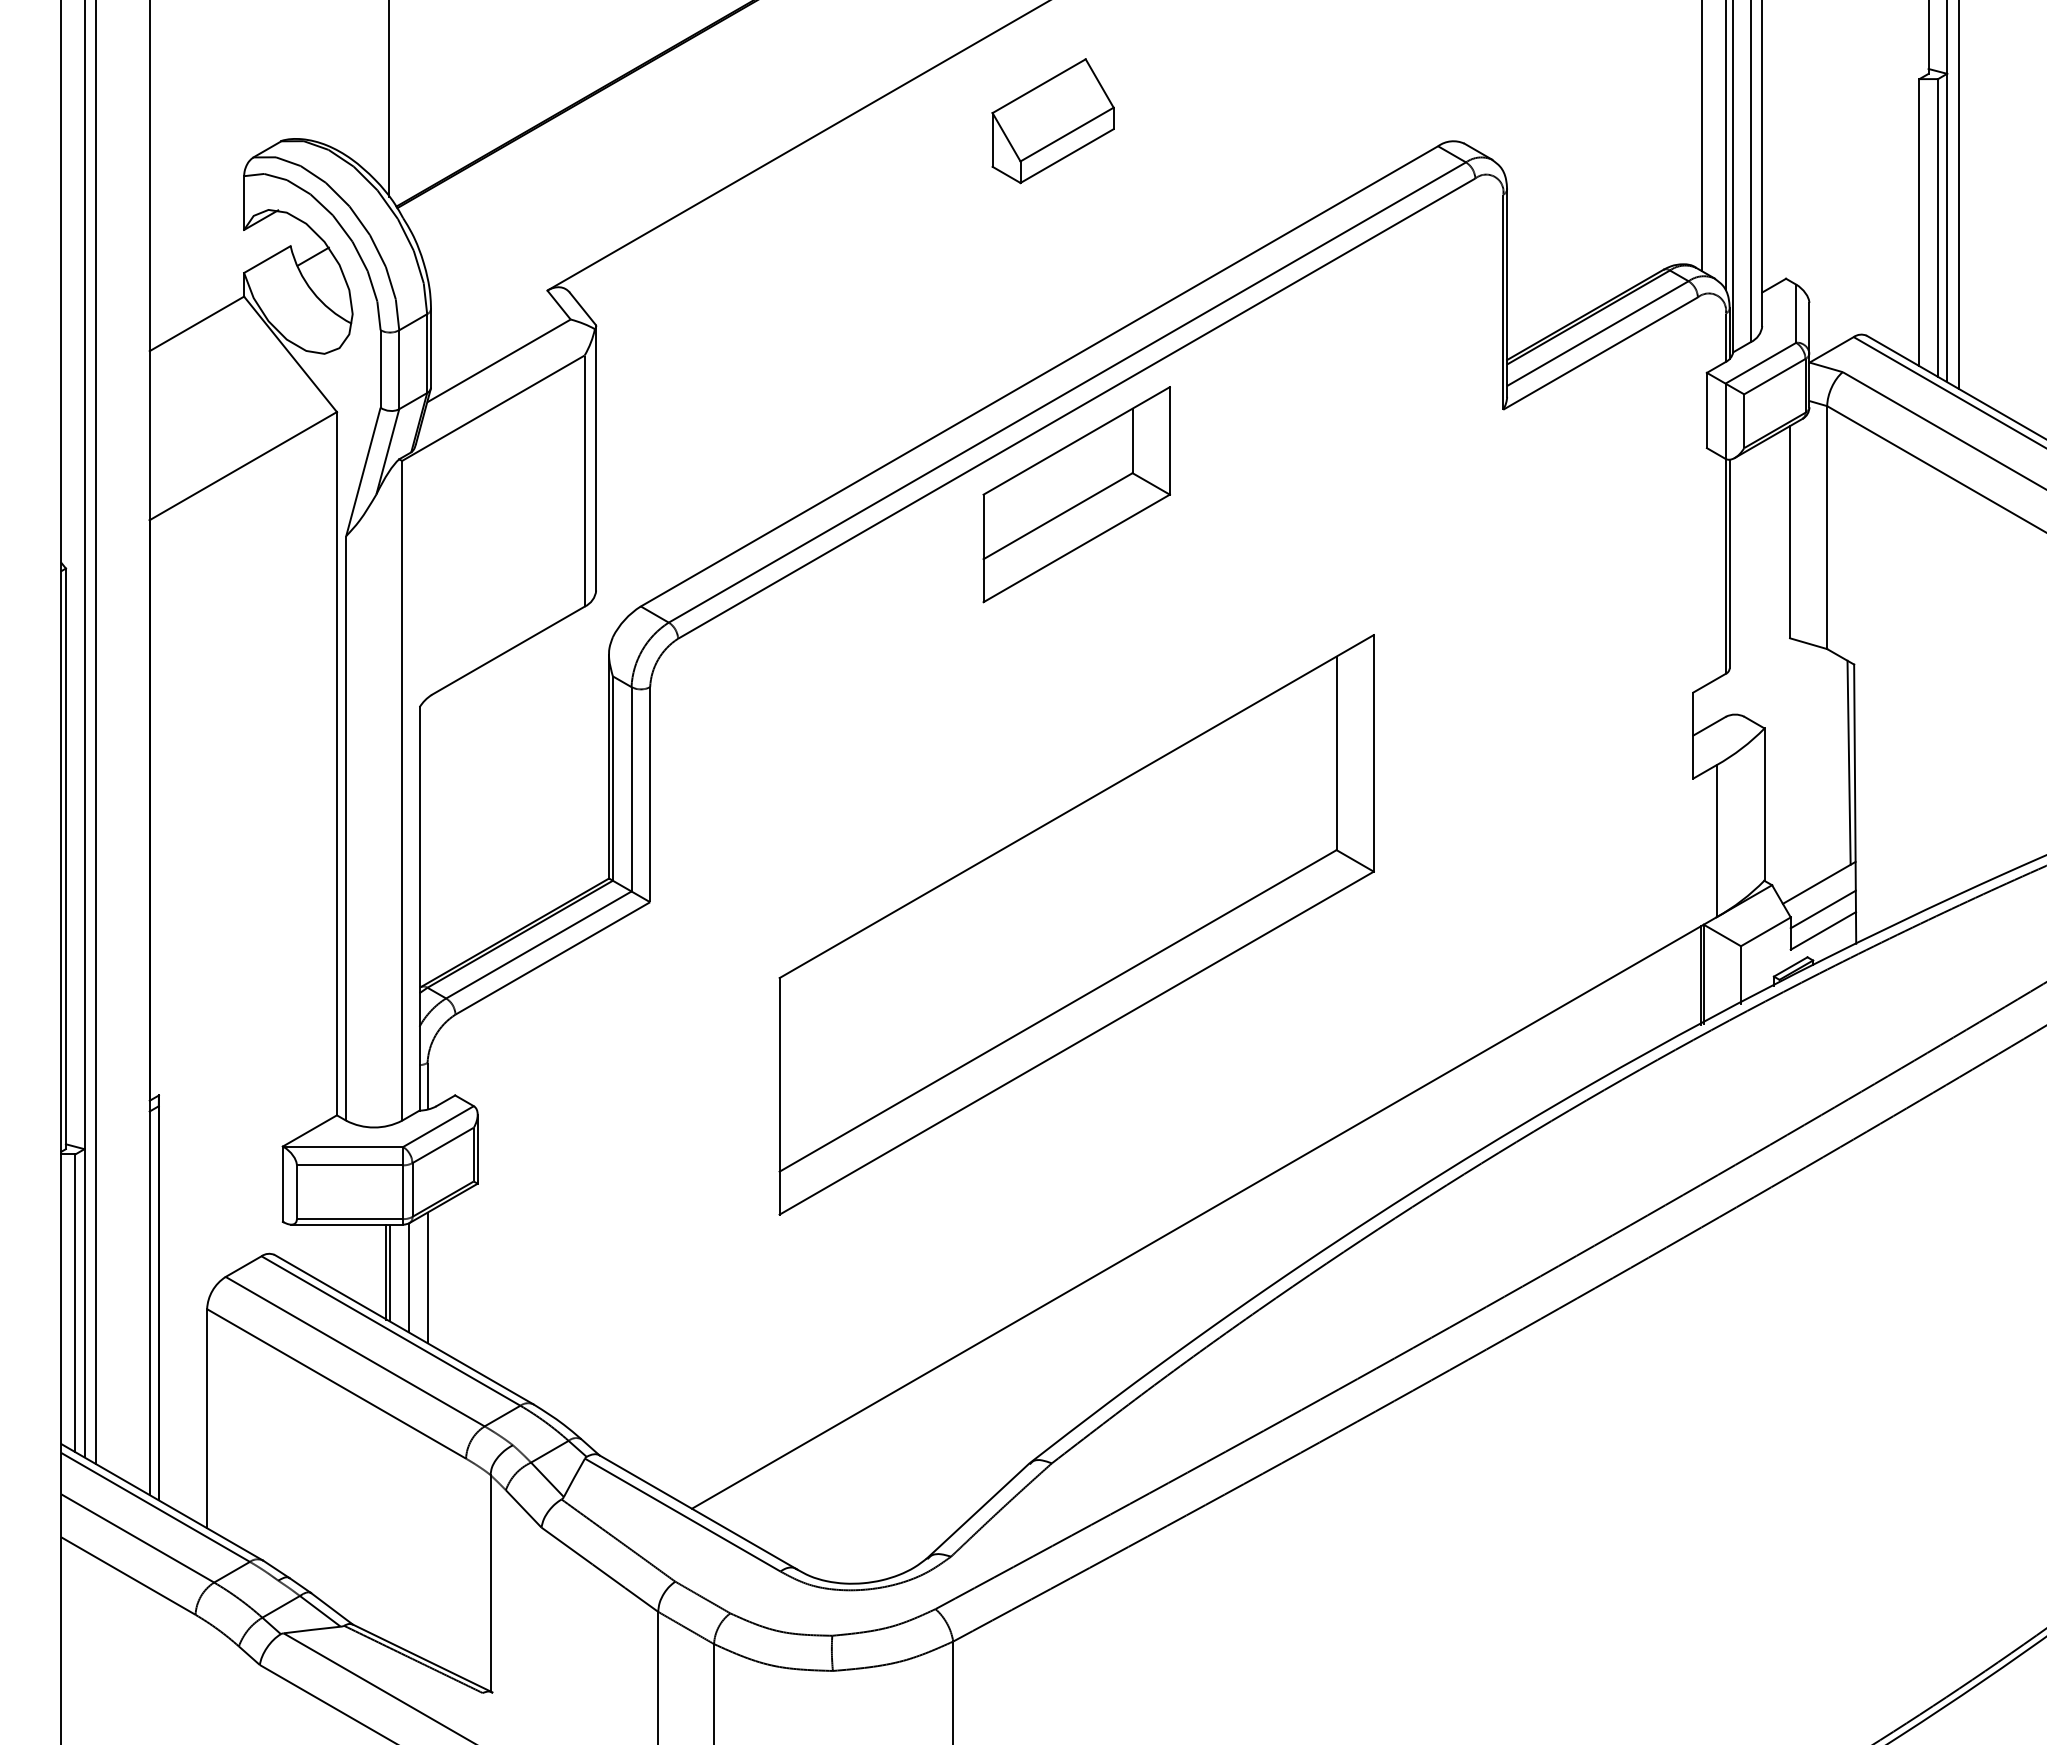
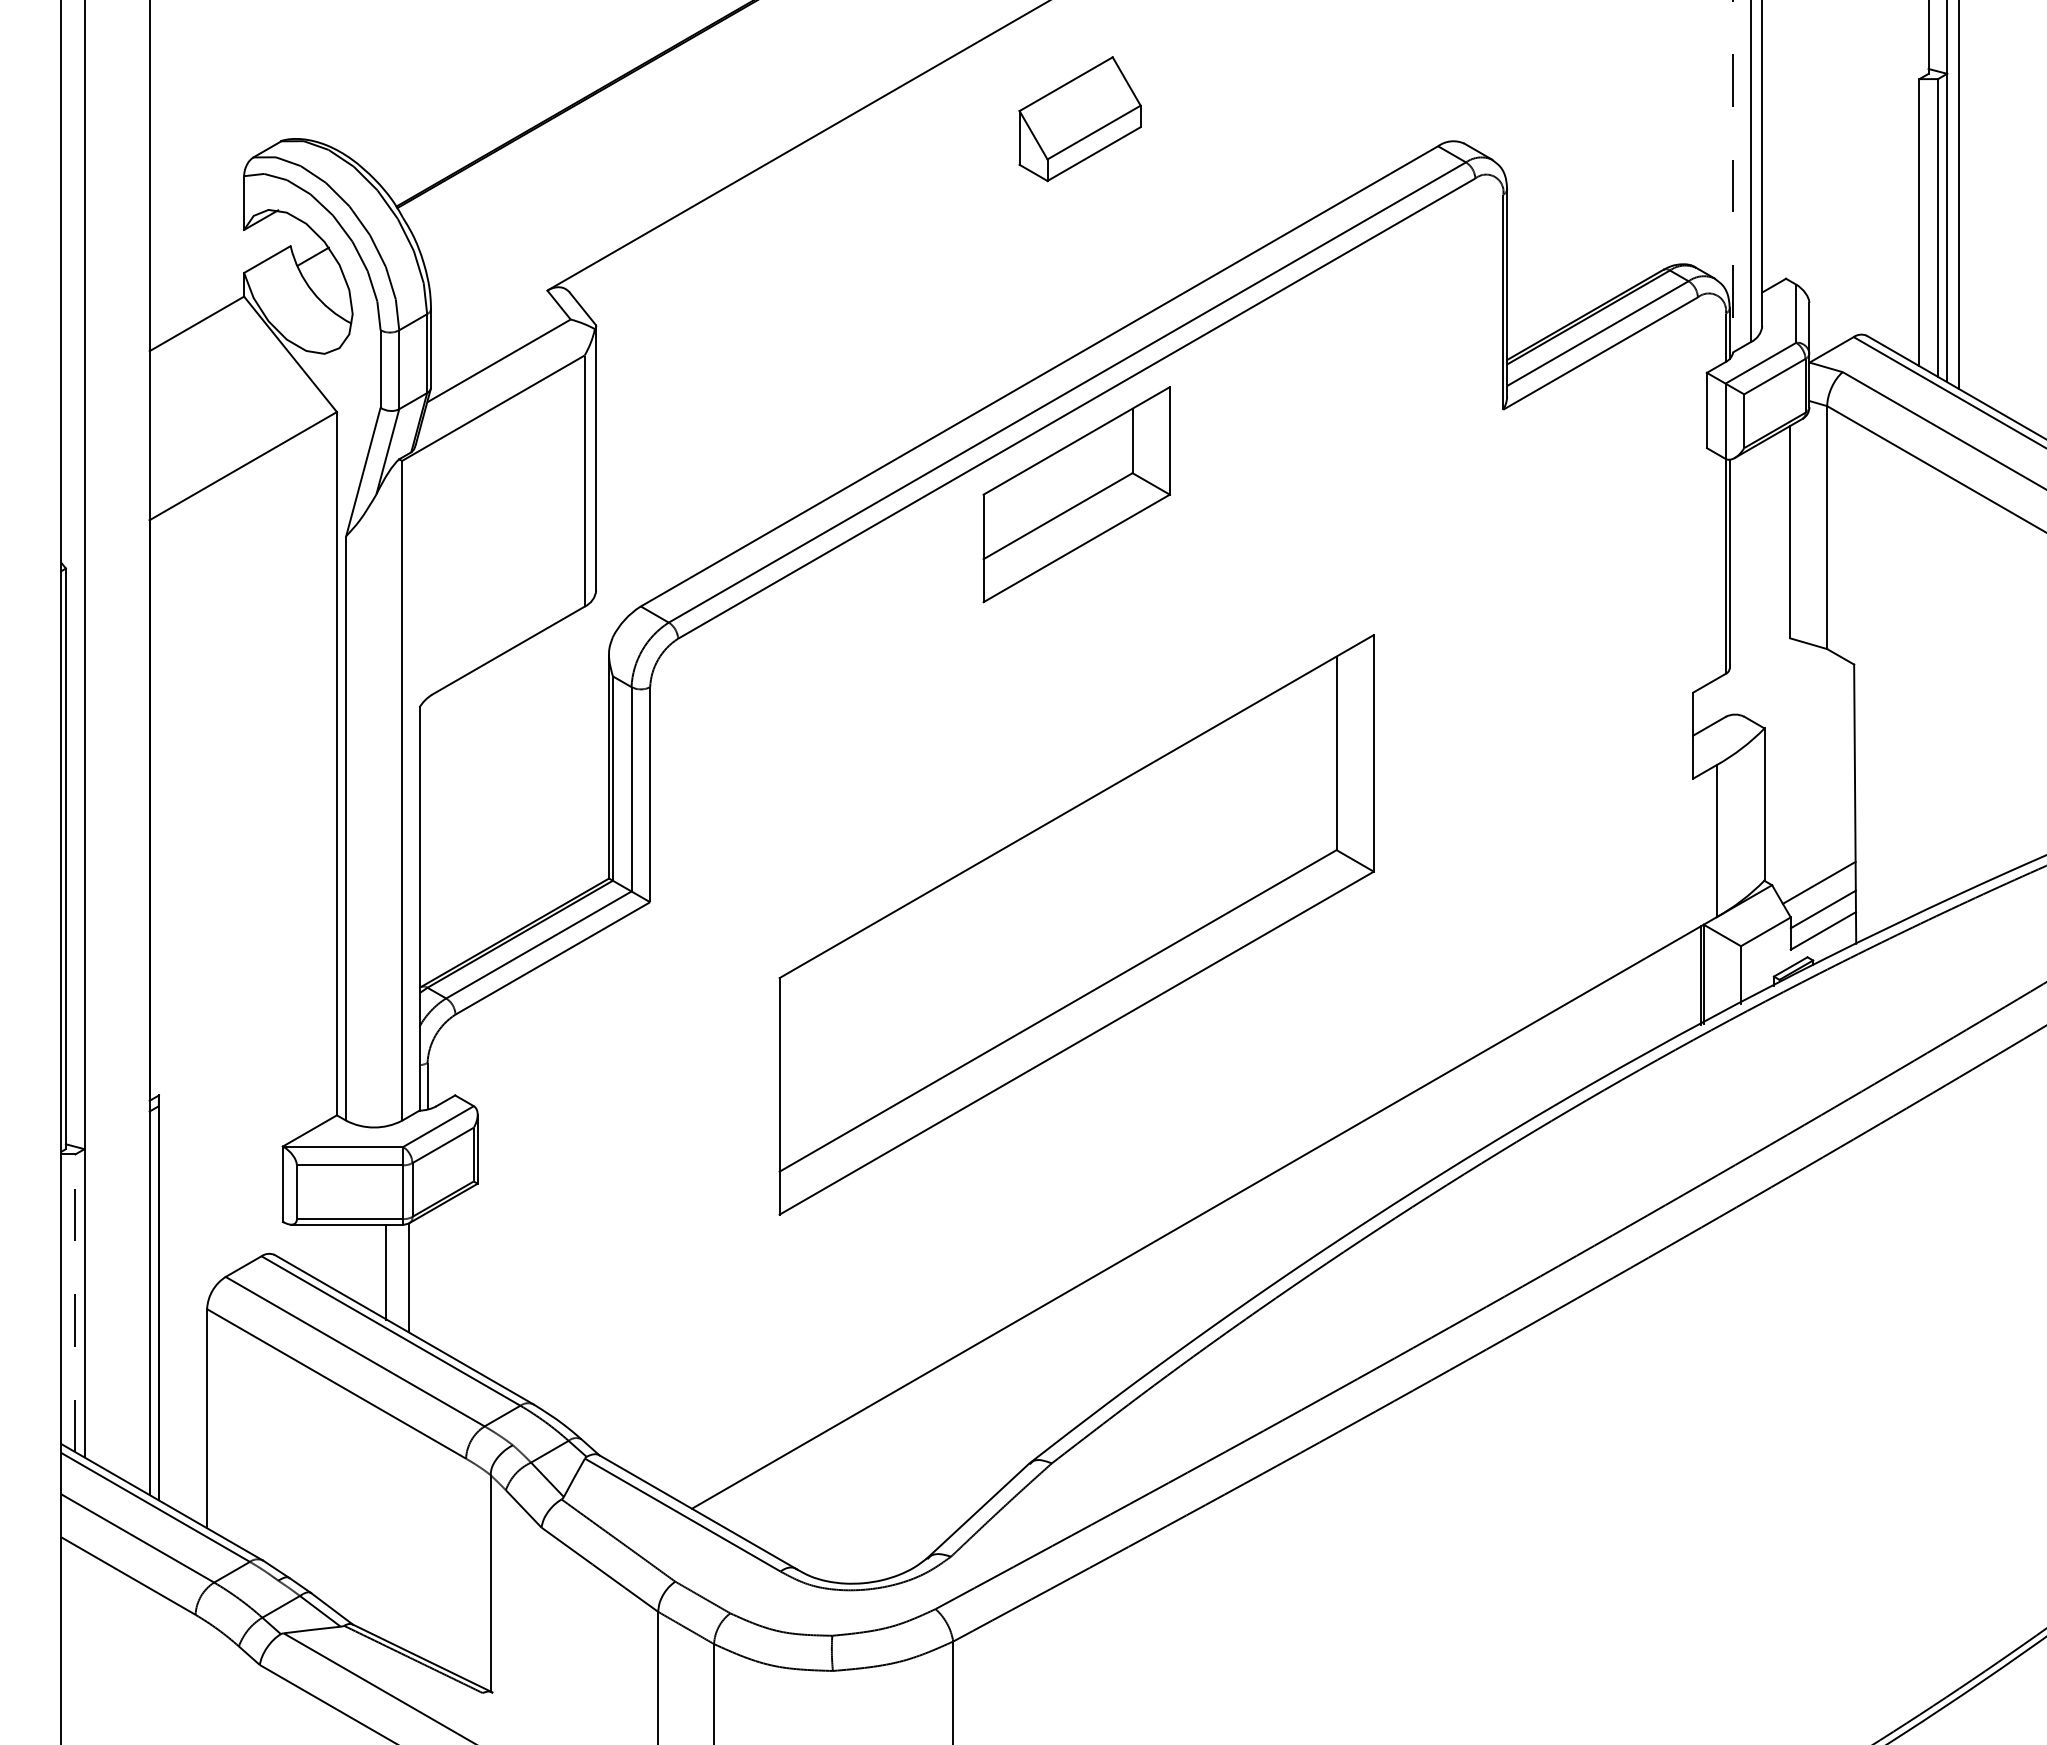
line: present -> none (389, 99)
part position: (1052, 121) -> (1079, 119) (1079, 119)
line: present -> none (1702, 136)
line: present -> none (1725, 146)
line: solid -> dashed (1733, 176)
line: present -> none (96, 733)
line: present -> none (1848, 762)
line: present -> none (390, 1272)
line: present -> none (427, 1277)
line: solid -> dashed (75, 1303)
